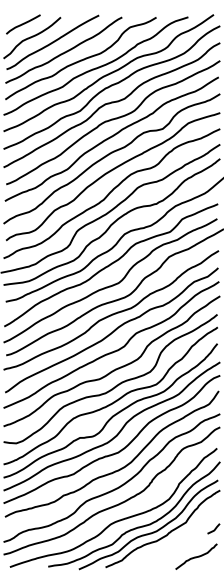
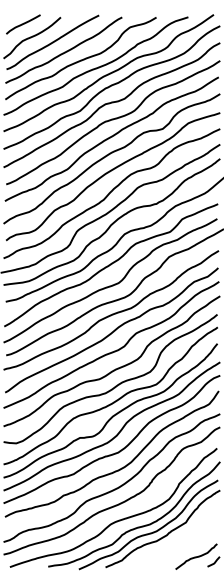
line position: (214, 528) -> (214, 561) (214, 561)
